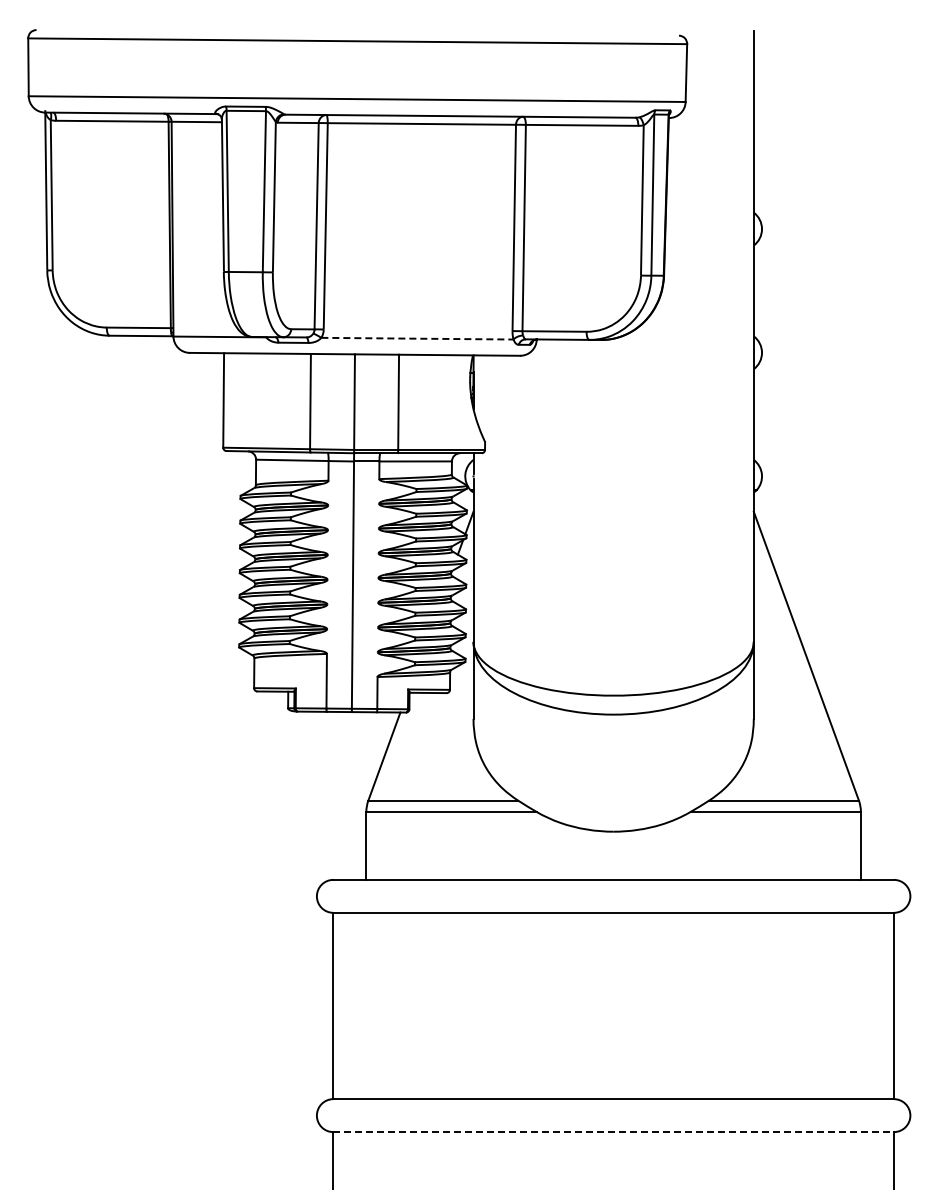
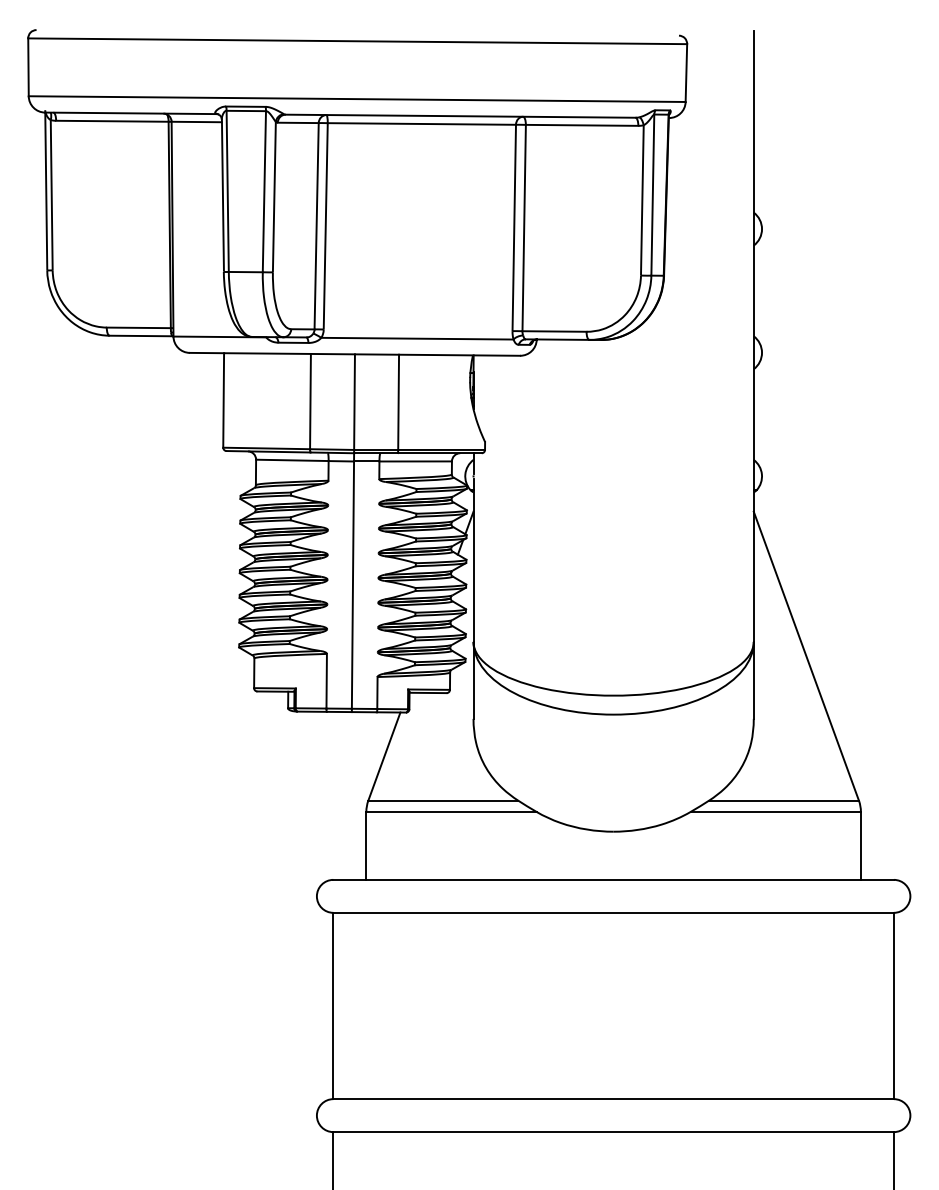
line: dashed -> solid (417, 338)
line: dashed -> solid (614, 1132)
